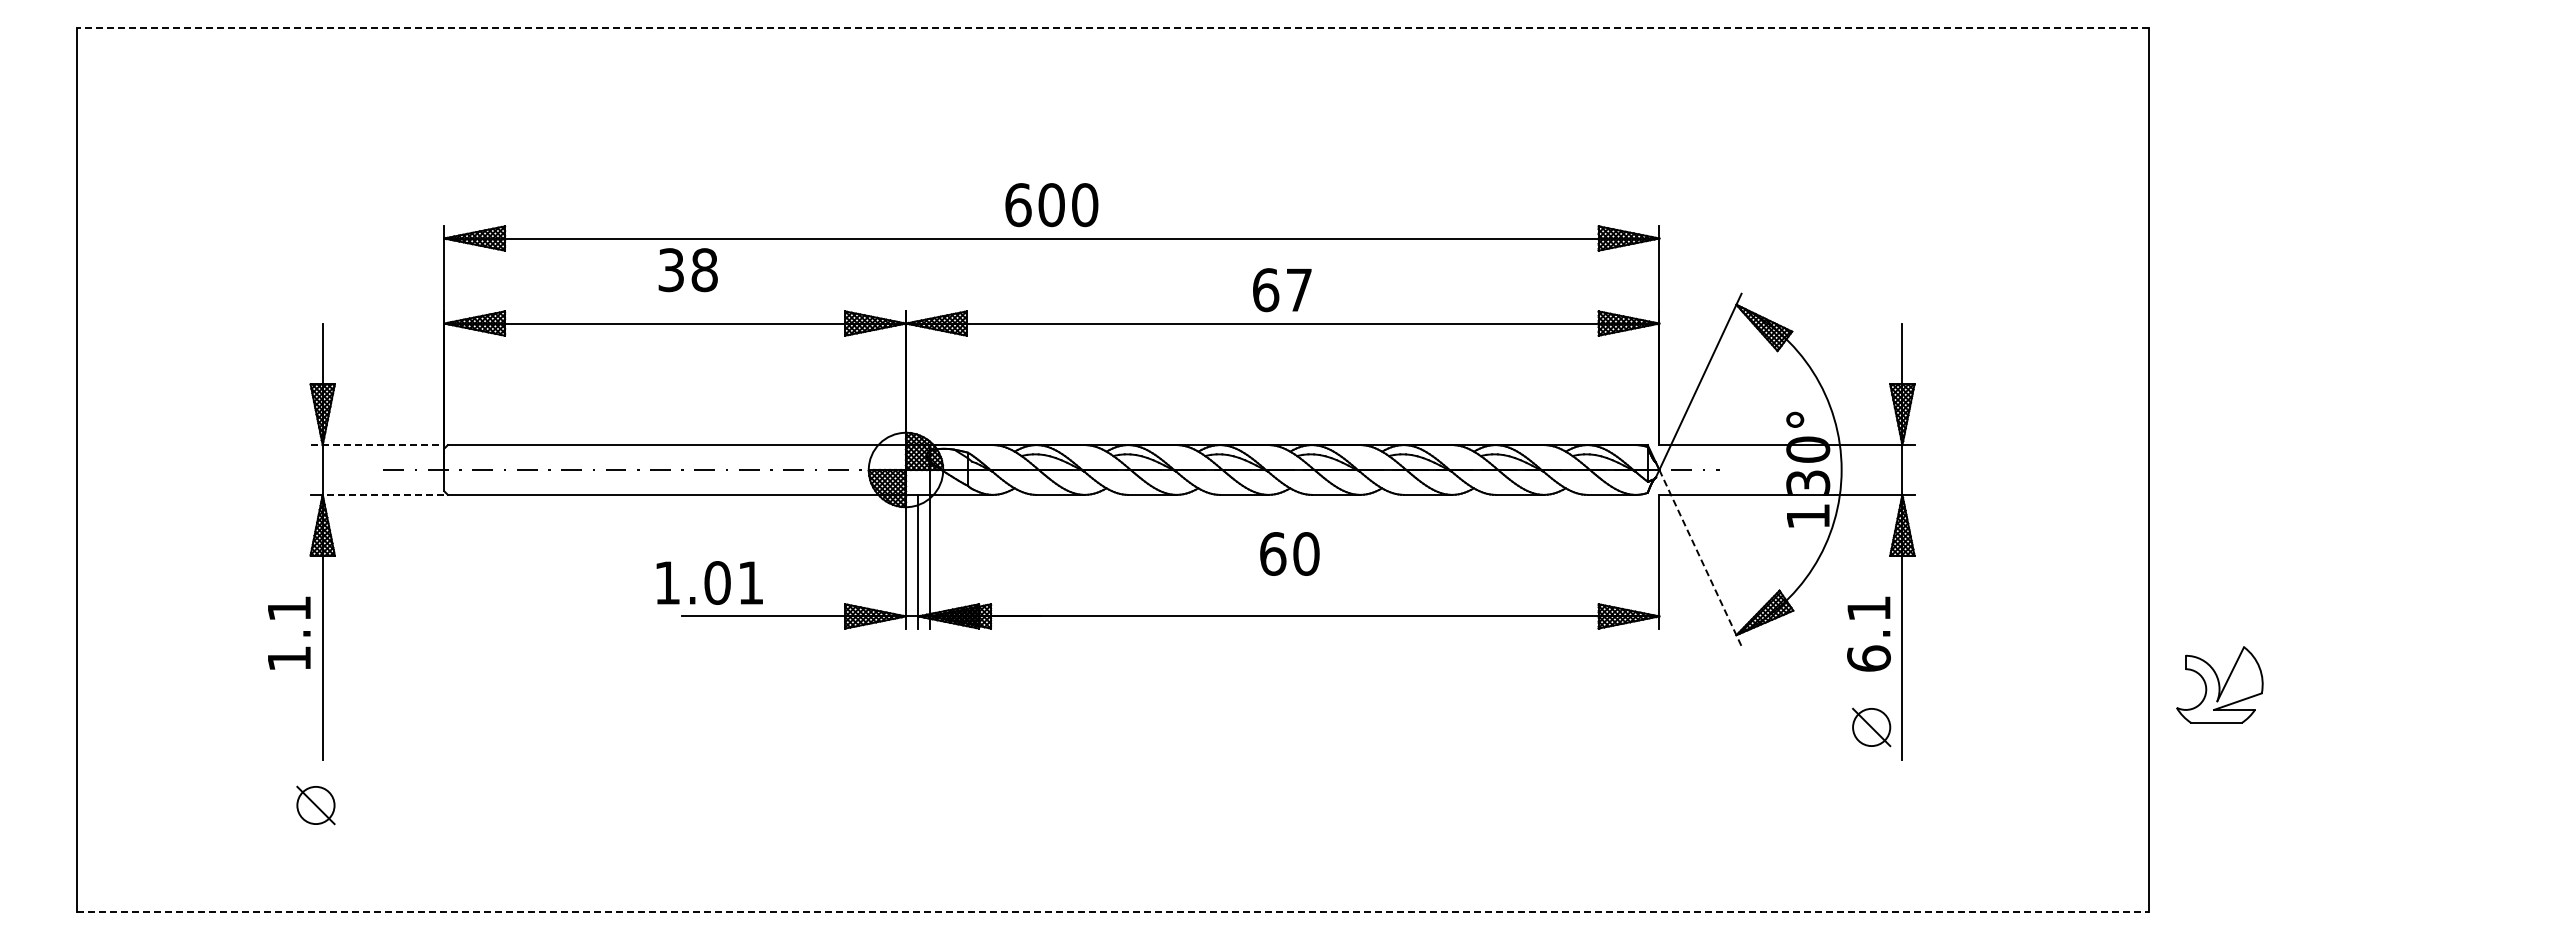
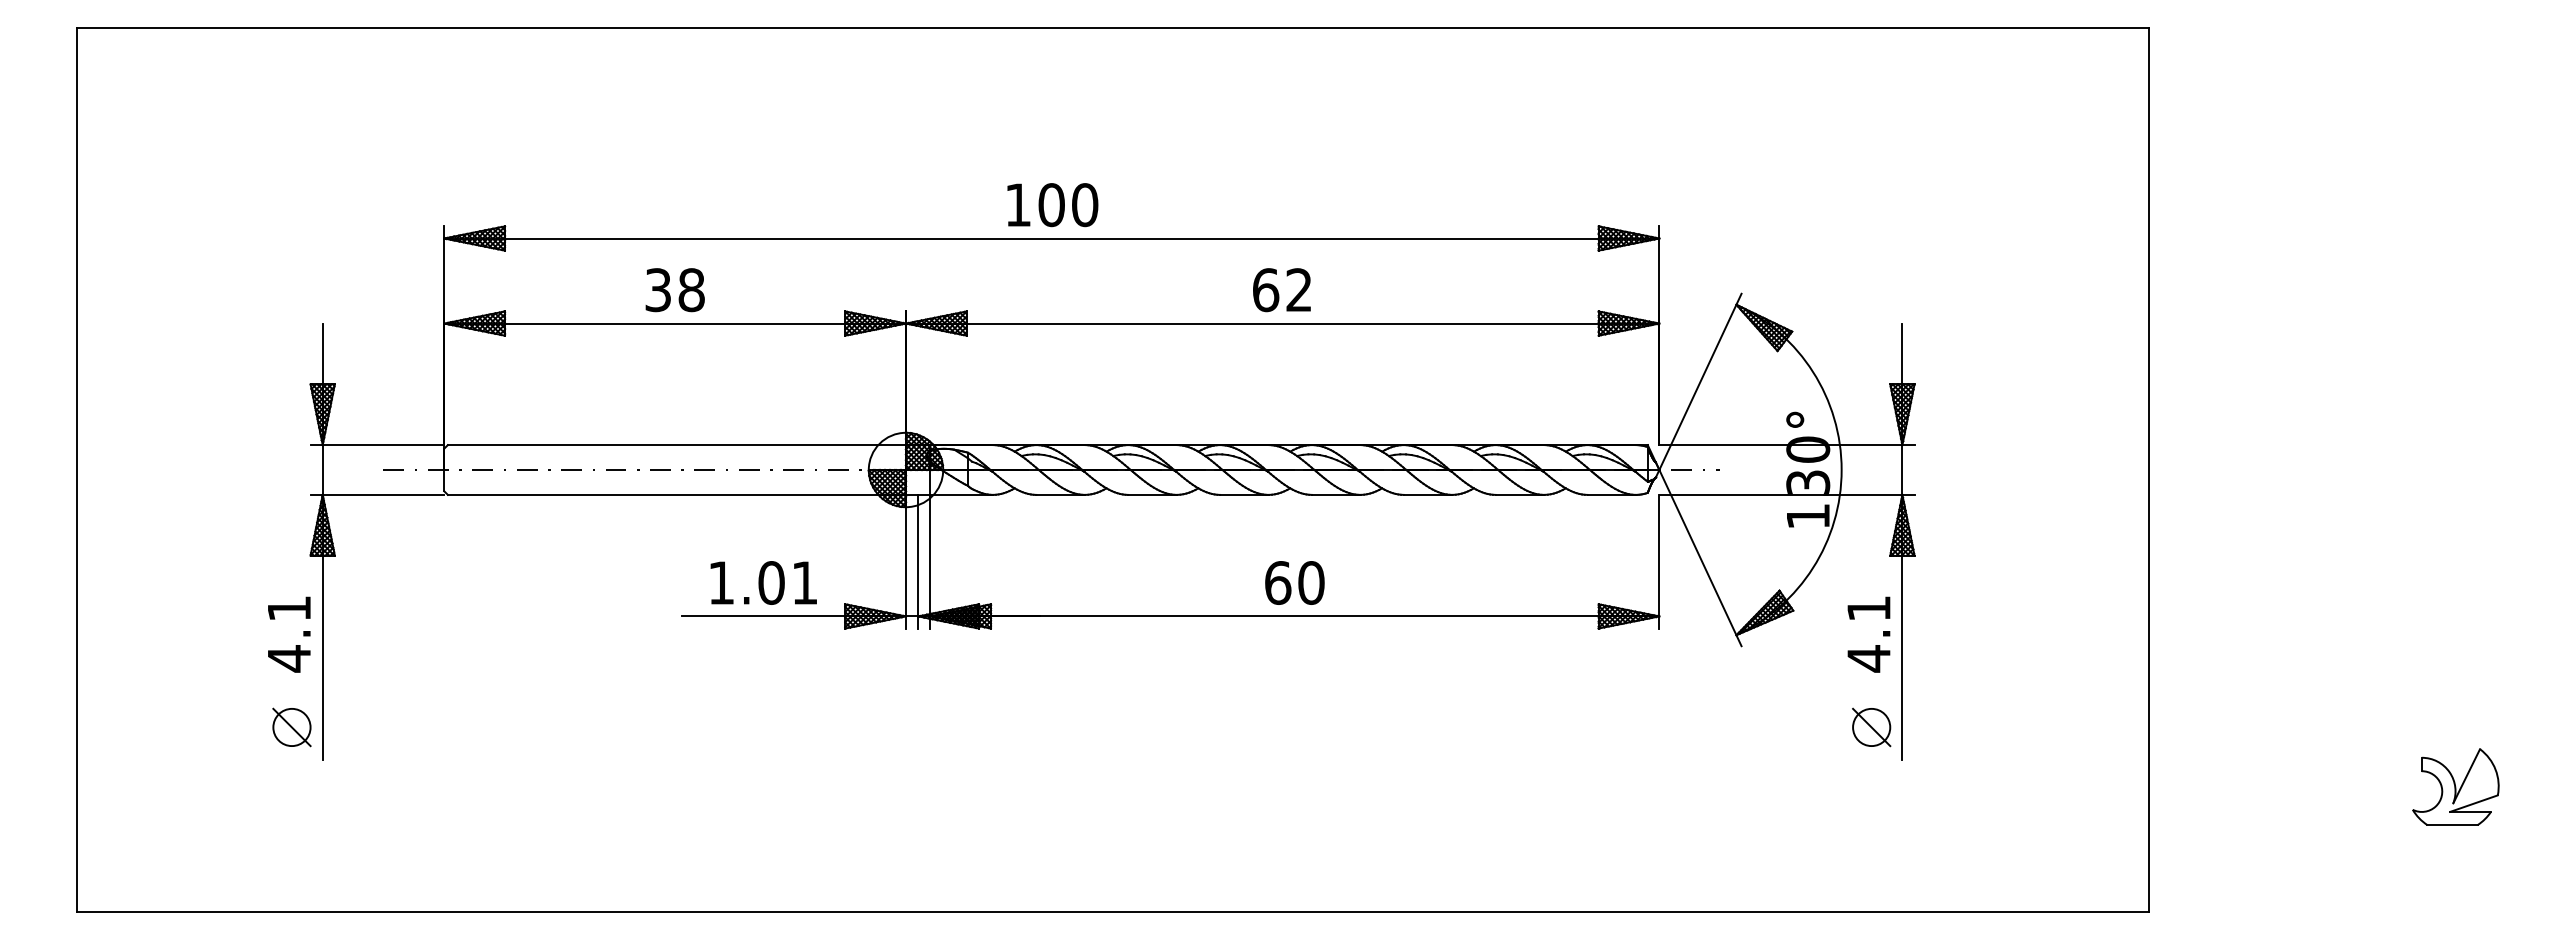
line: dashed -> solid (1113, 28)
text: 600 -> 100 (1018, 205)
text position: (687, 270) -> (674, 290) (674, 290)
text: 67 -> 62 (1298, 289)
line: dashed -> solid (377, 445)
line: dashed -> solid (383, 494)
text position: (1289, 553) -> (1294, 582) (1294, 582)
line: dashed -> solid (1700, 558)
text position: (709, 582) -> (763, 582) (763, 582)
text: 1.1 -> 4.1 (289, 658)
text: 6.1 -> 4.1 (1868, 658)
part position: (2219, 684) -> (2455, 786) (2455, 786)
part position: (315, 805) -> (291, 727) (291, 727)
line: dashed -> solid (1113, 911)
